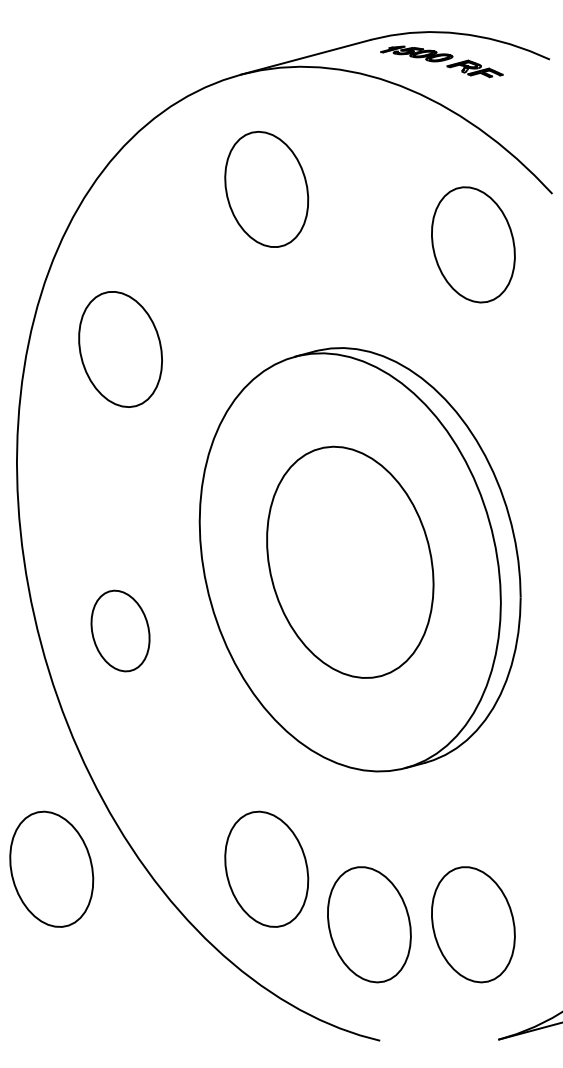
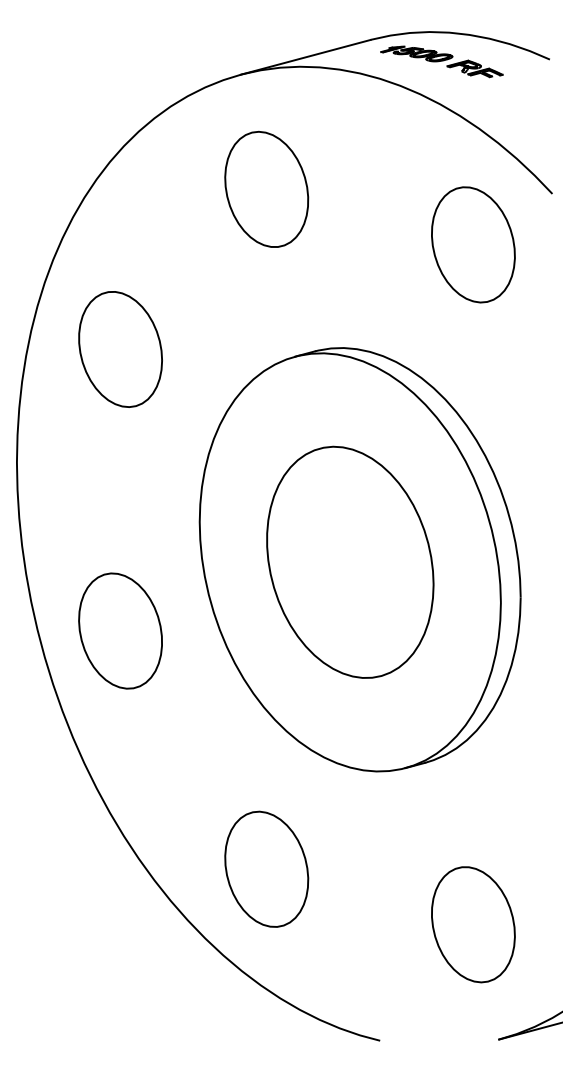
part size: 61x84 px -> 85x118 px (120, 630)
part: present -> none (51, 868)
part: present -> none (369, 924)
